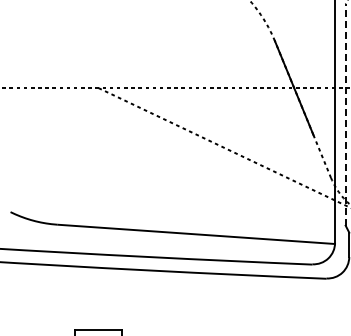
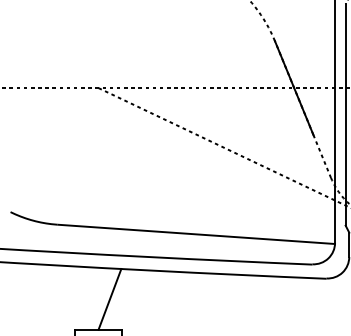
line: dashed -> solid (345, 114)
line: none -> present (109, 299)
